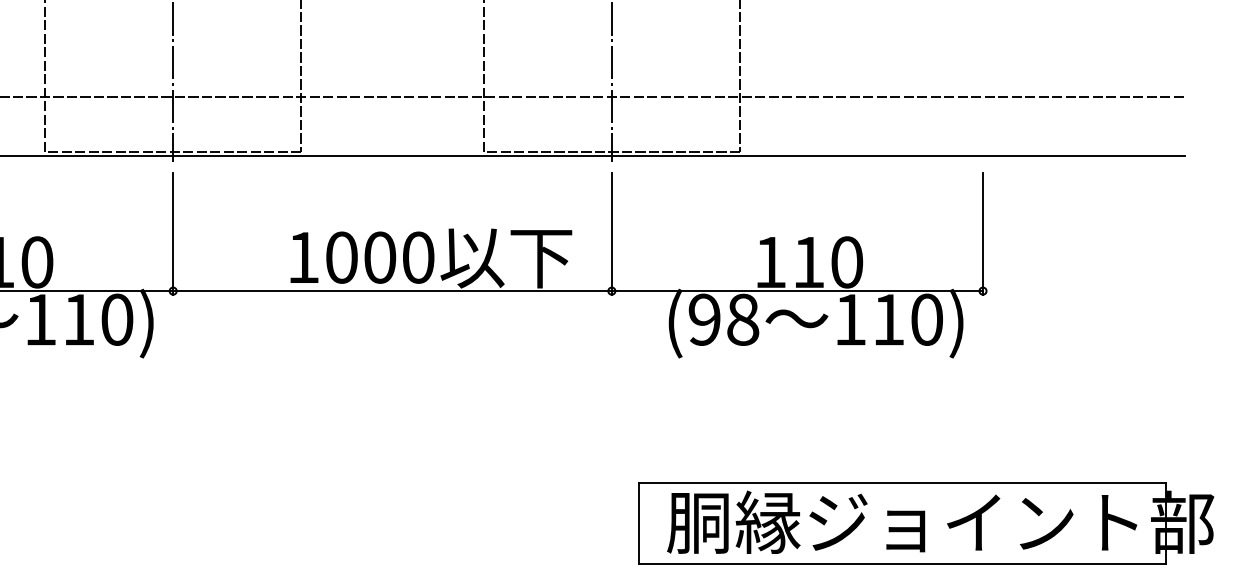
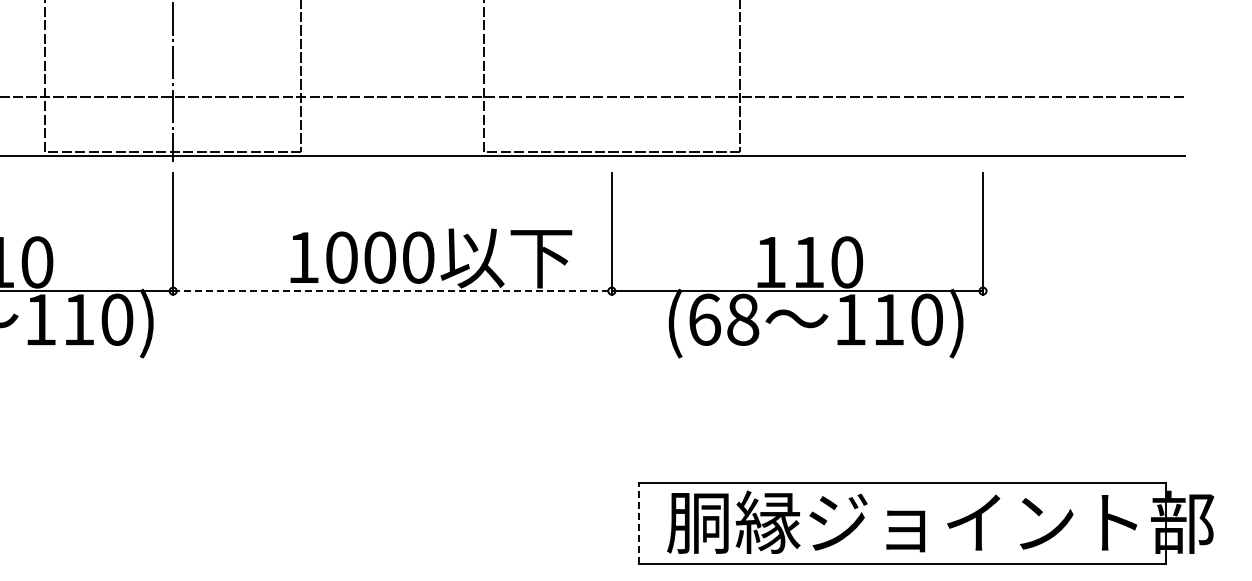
line: present -> none (611, 82)
line: solid -> dashed (393, 291)
text: (98 -> (68 (704, 319)
line: solid -> dashed (639, 522)
